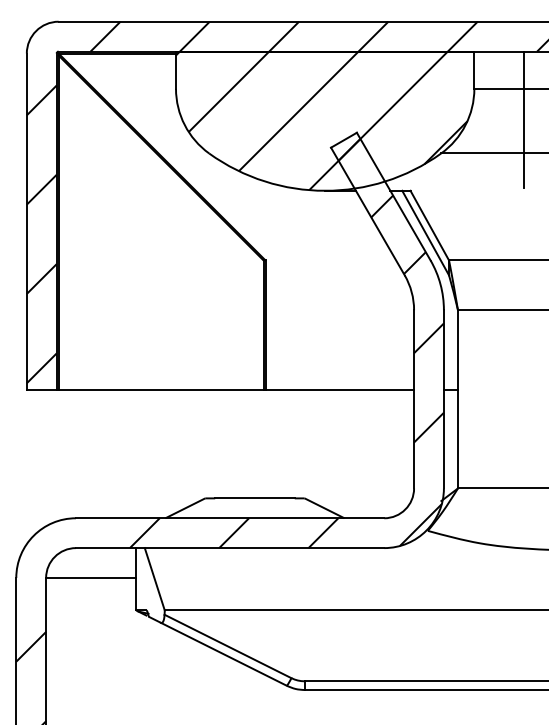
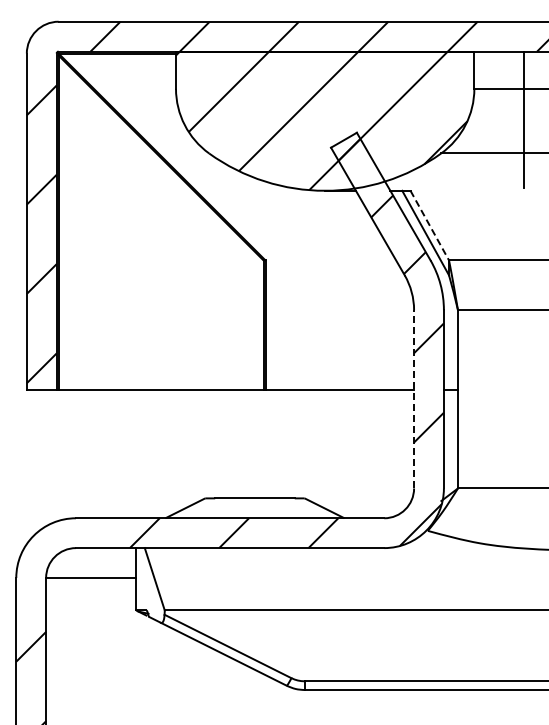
line: solid -> dashed (429, 225)
line: solid -> dashed (414, 398)
